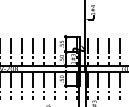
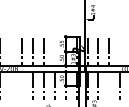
line: present -> none (11, 51)
line: present -> none (54, 51)
line: present -> none (120, 51)
line: present -> none (11, 85)
line: present -> none (21, 85)
line: present -> none (109, 85)
